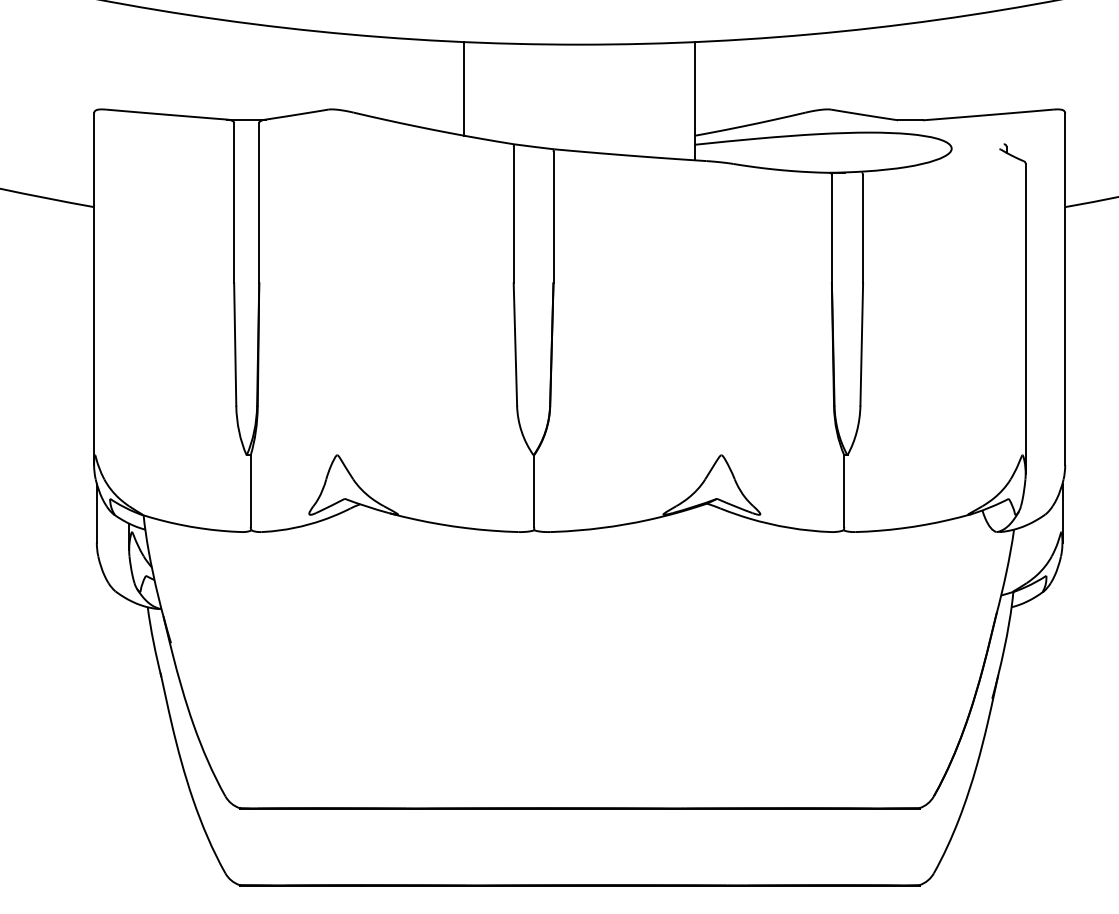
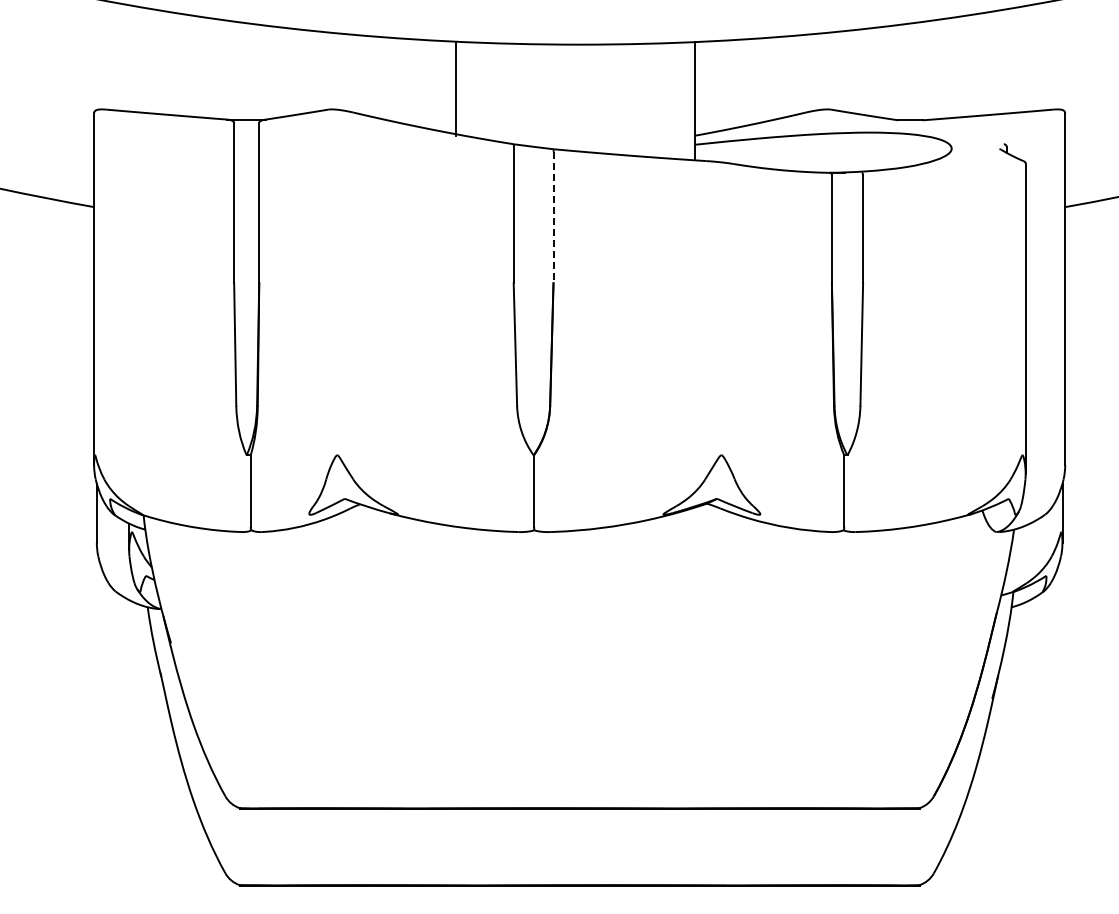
line position: (464, 88) -> (456, 88) (456, 88)
line: solid -> dashed (553, 217)
